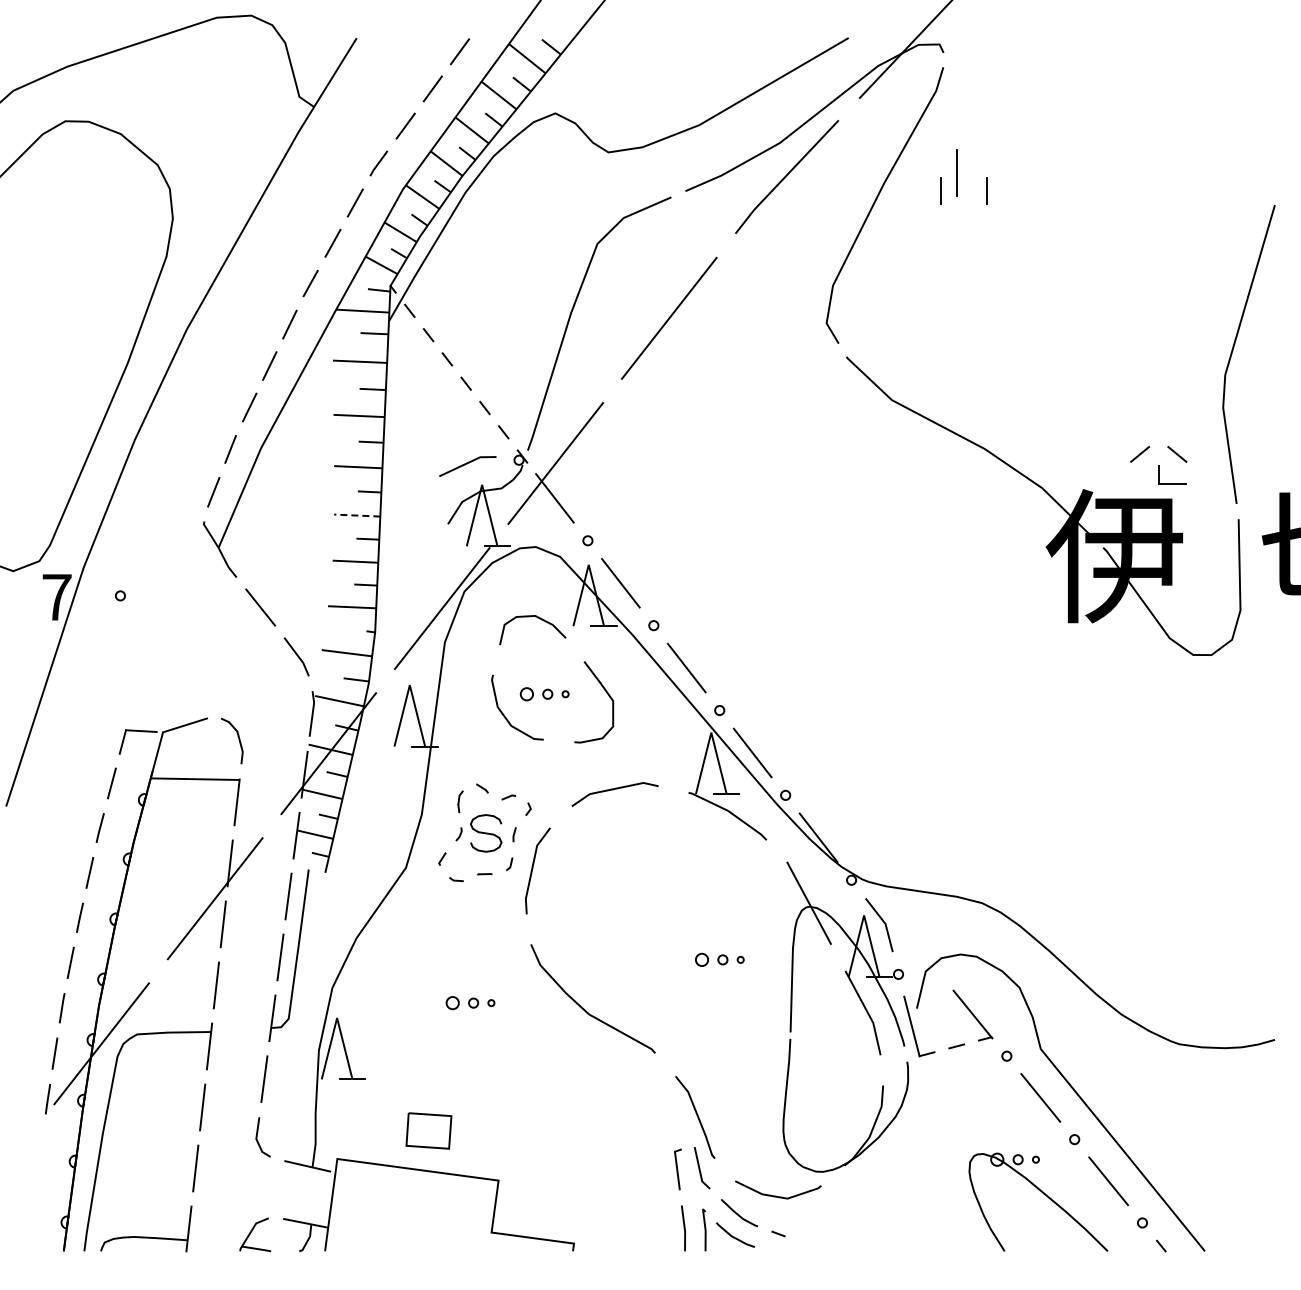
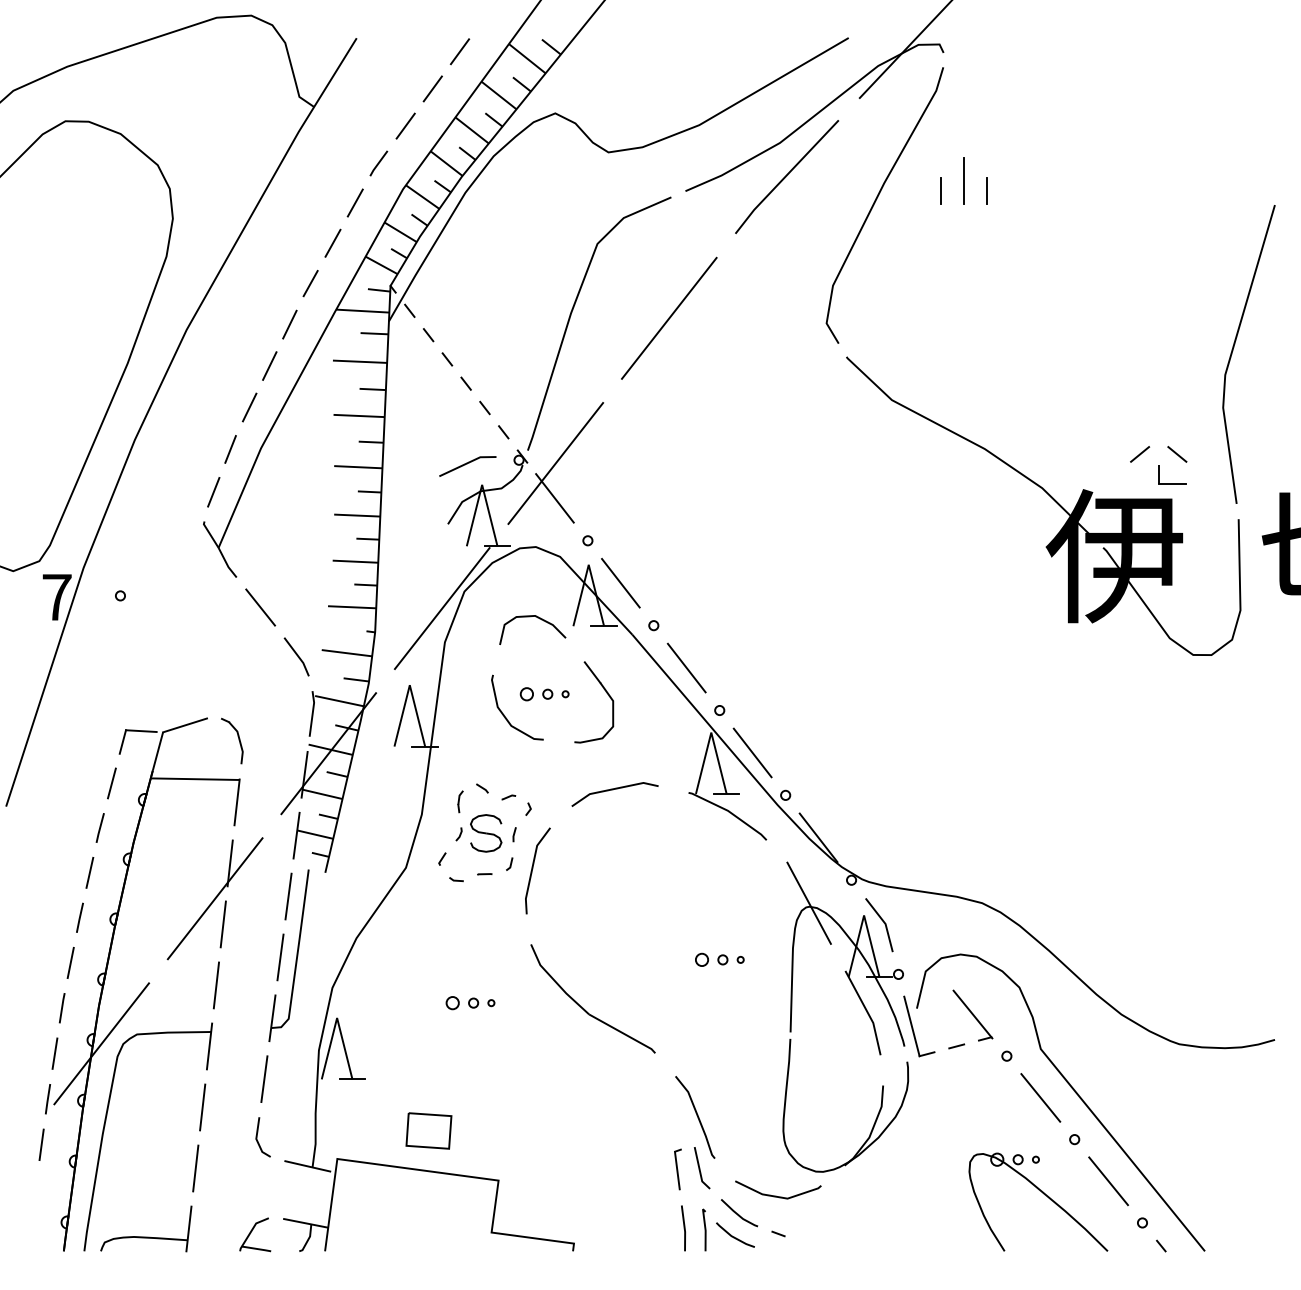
line position: (956, 172) -> (963, 180) (963, 180)
line: dashed -> solid (356, 515)
line: none -> present (41, 1144)
